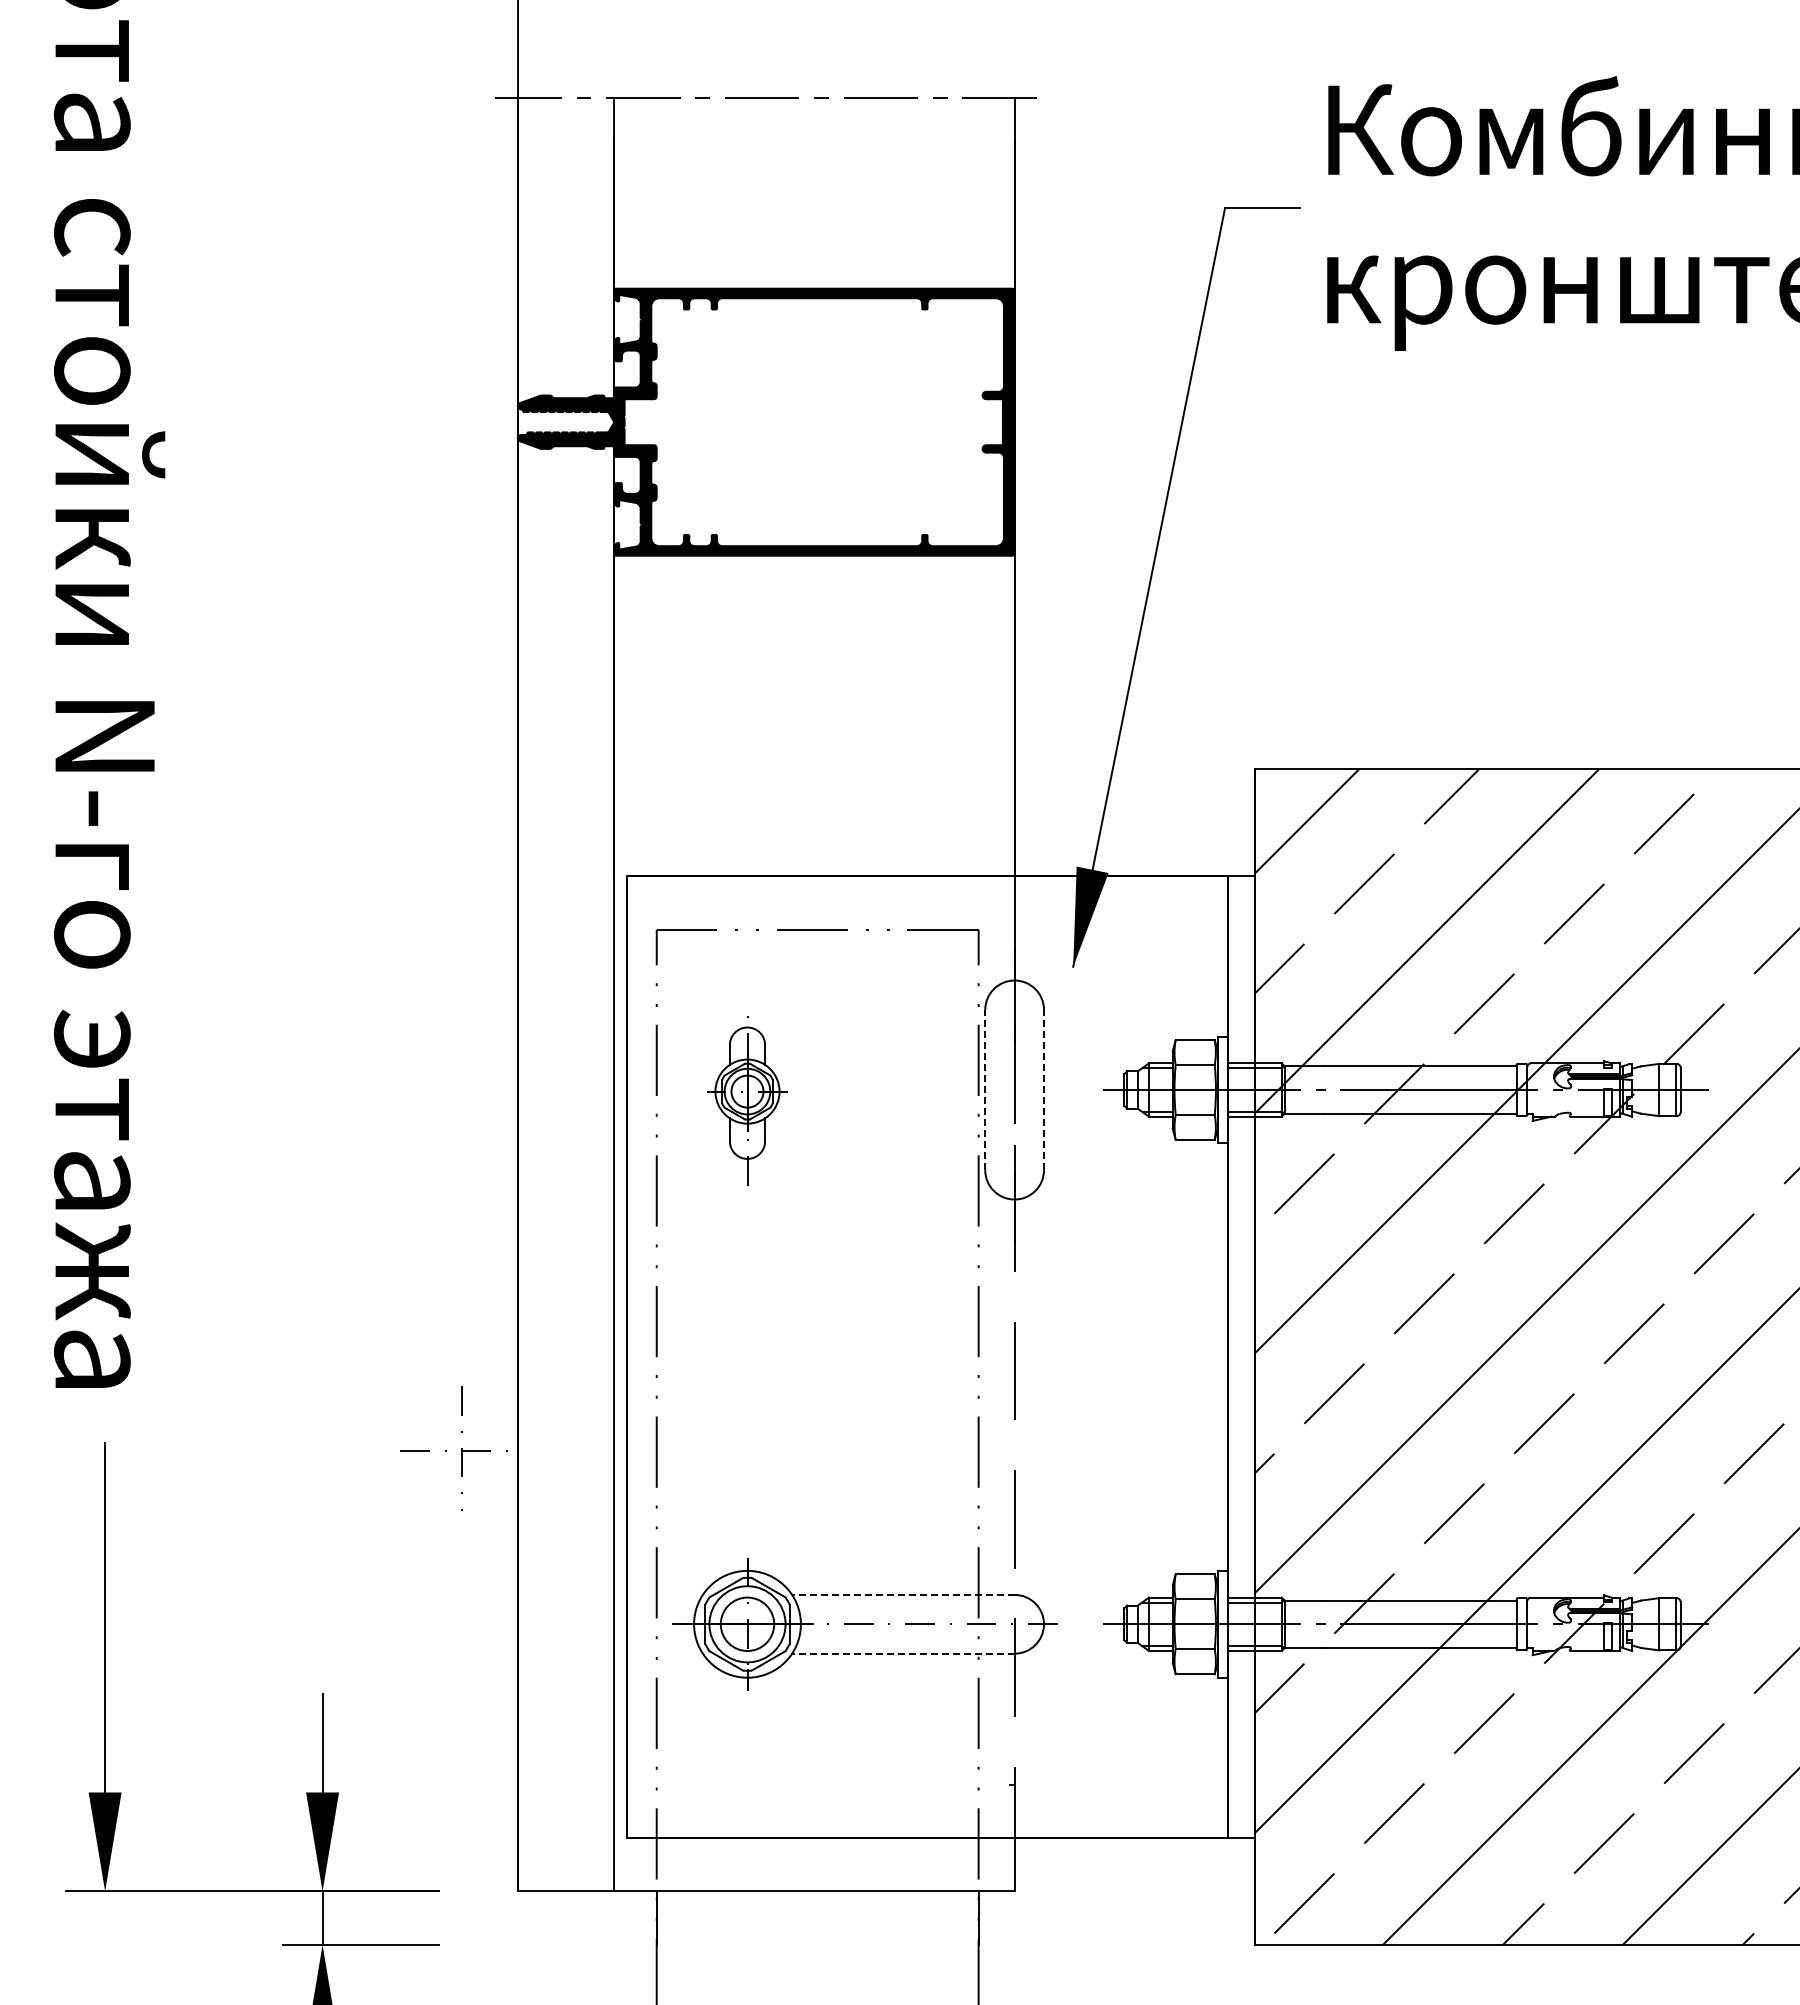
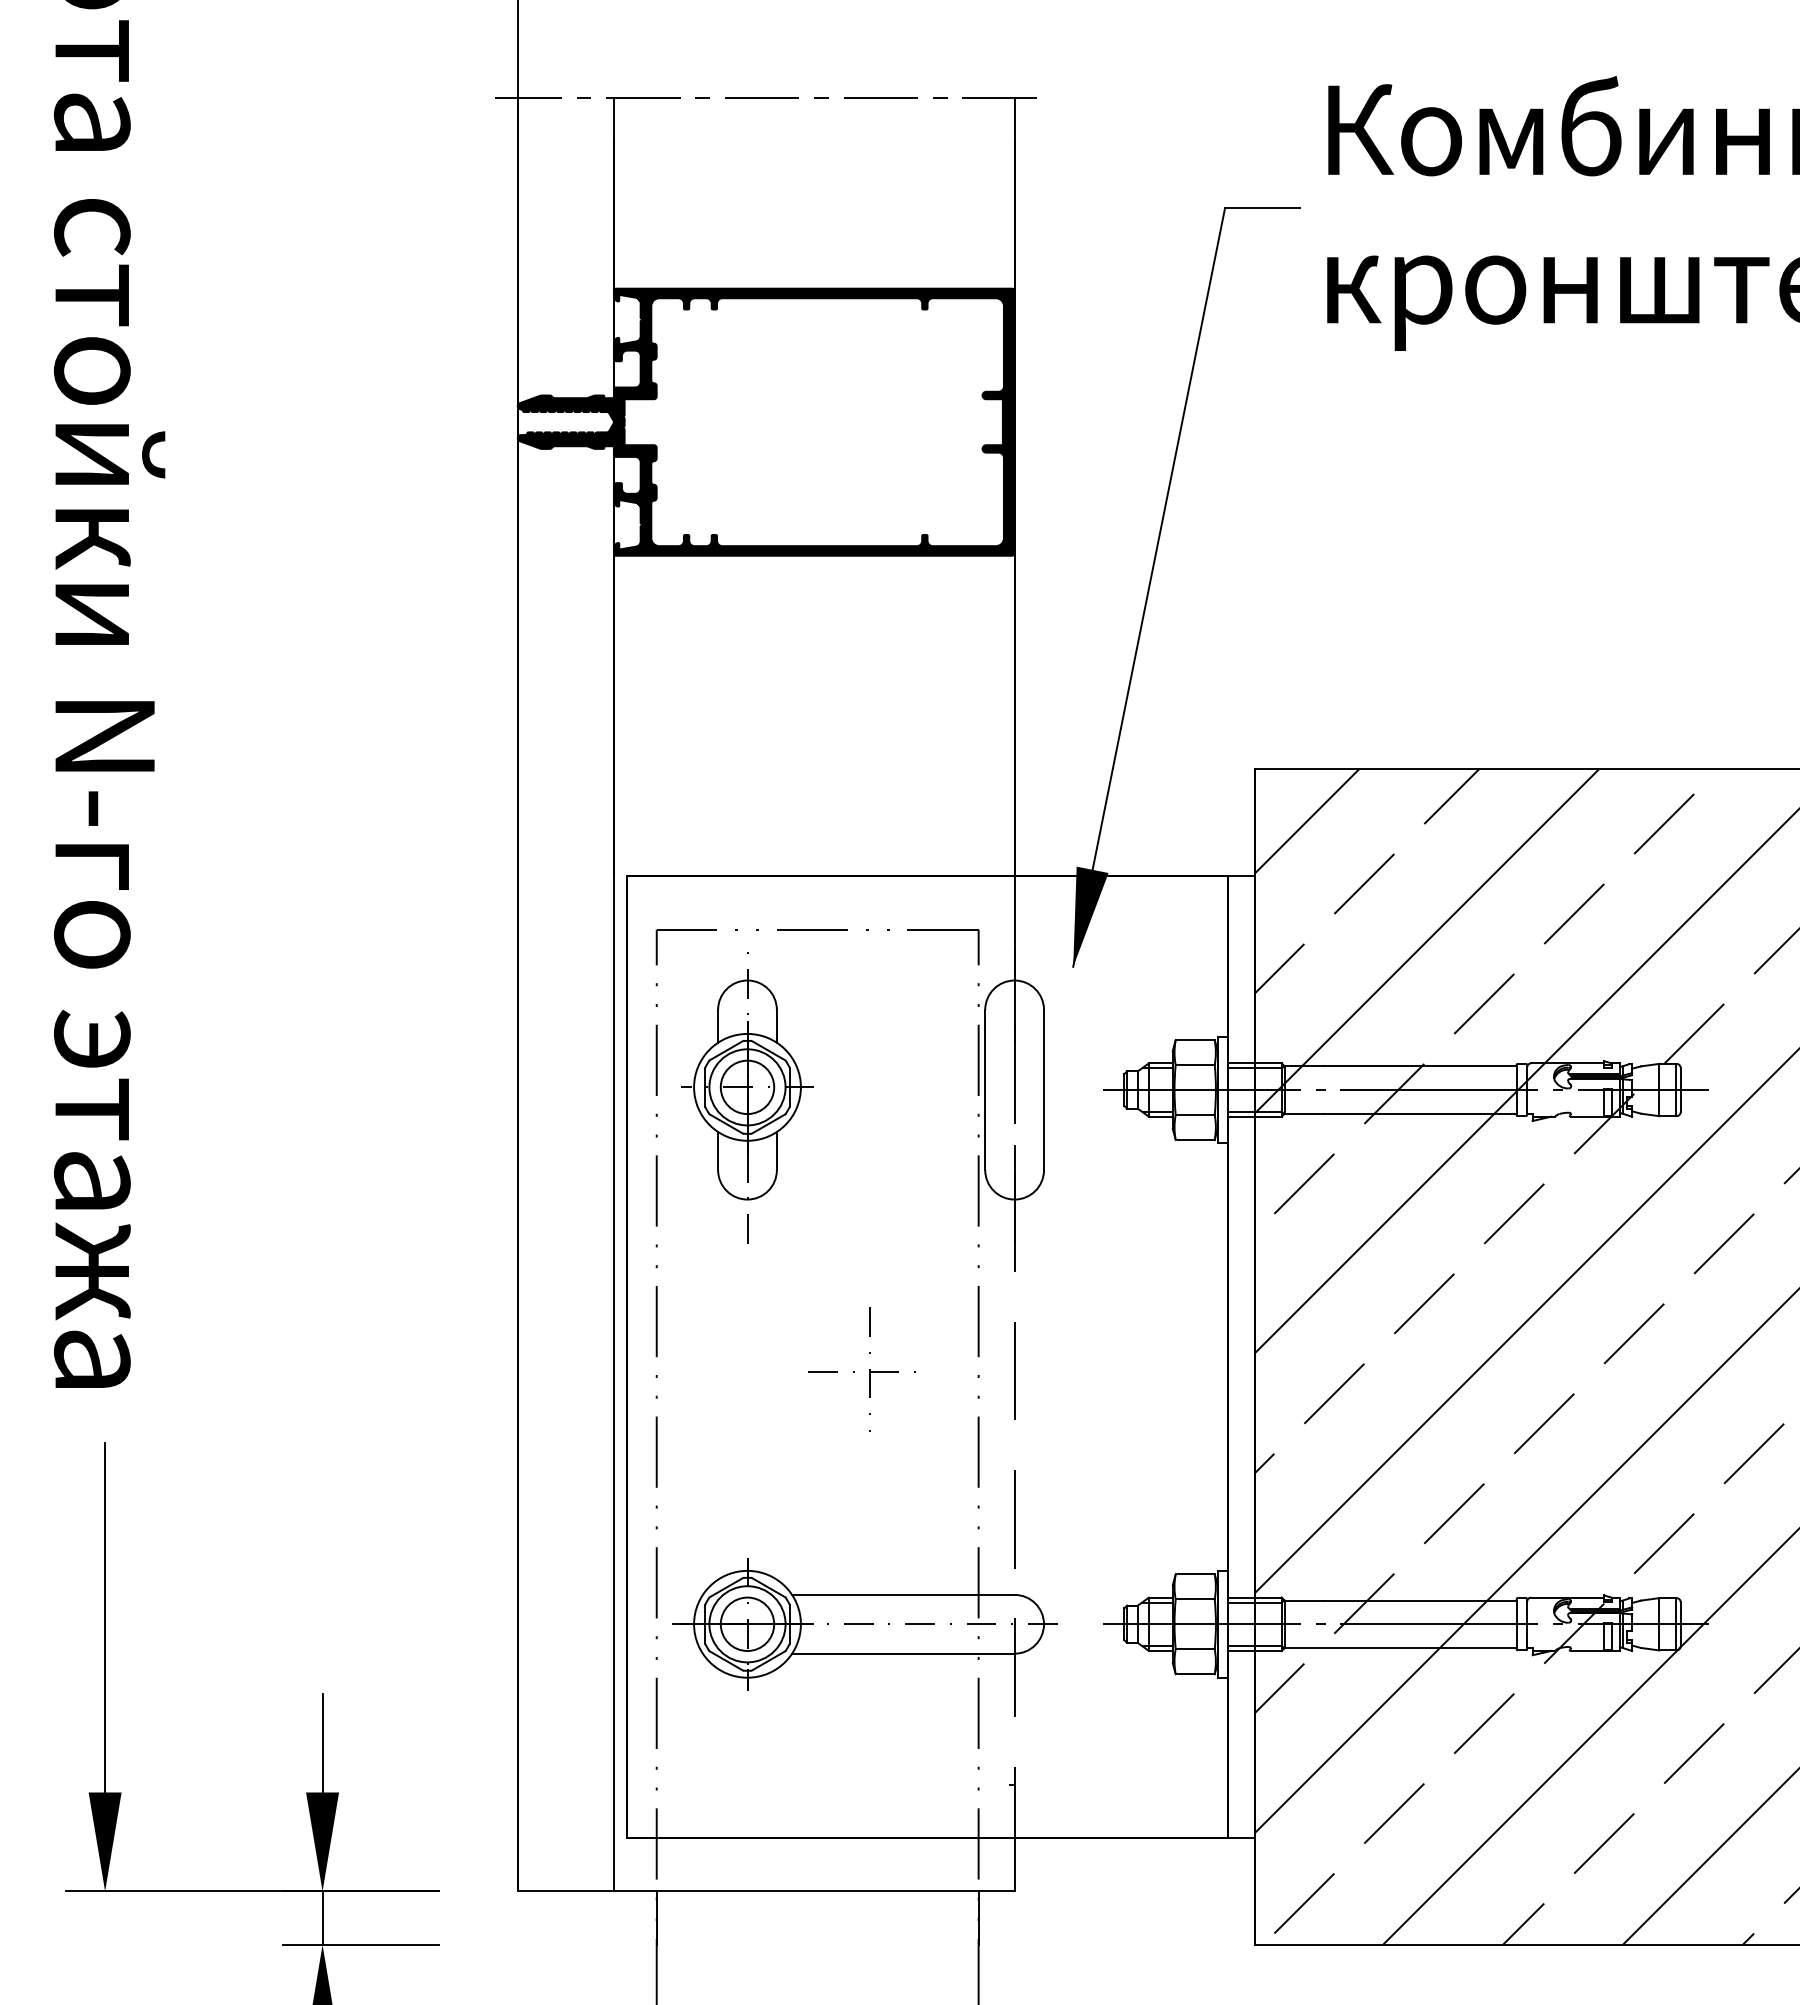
line: dashed -> solid (985, 1089)
line: dashed -> solid (1044, 1089)
part size: 81x170 px -> 133x292 px (747, 1097)
part position: (446, 1450) -> (854, 1371) (854, 1371)
line: dashed -> solid (902, 1594)
line: dashed -> solid (902, 1653)
